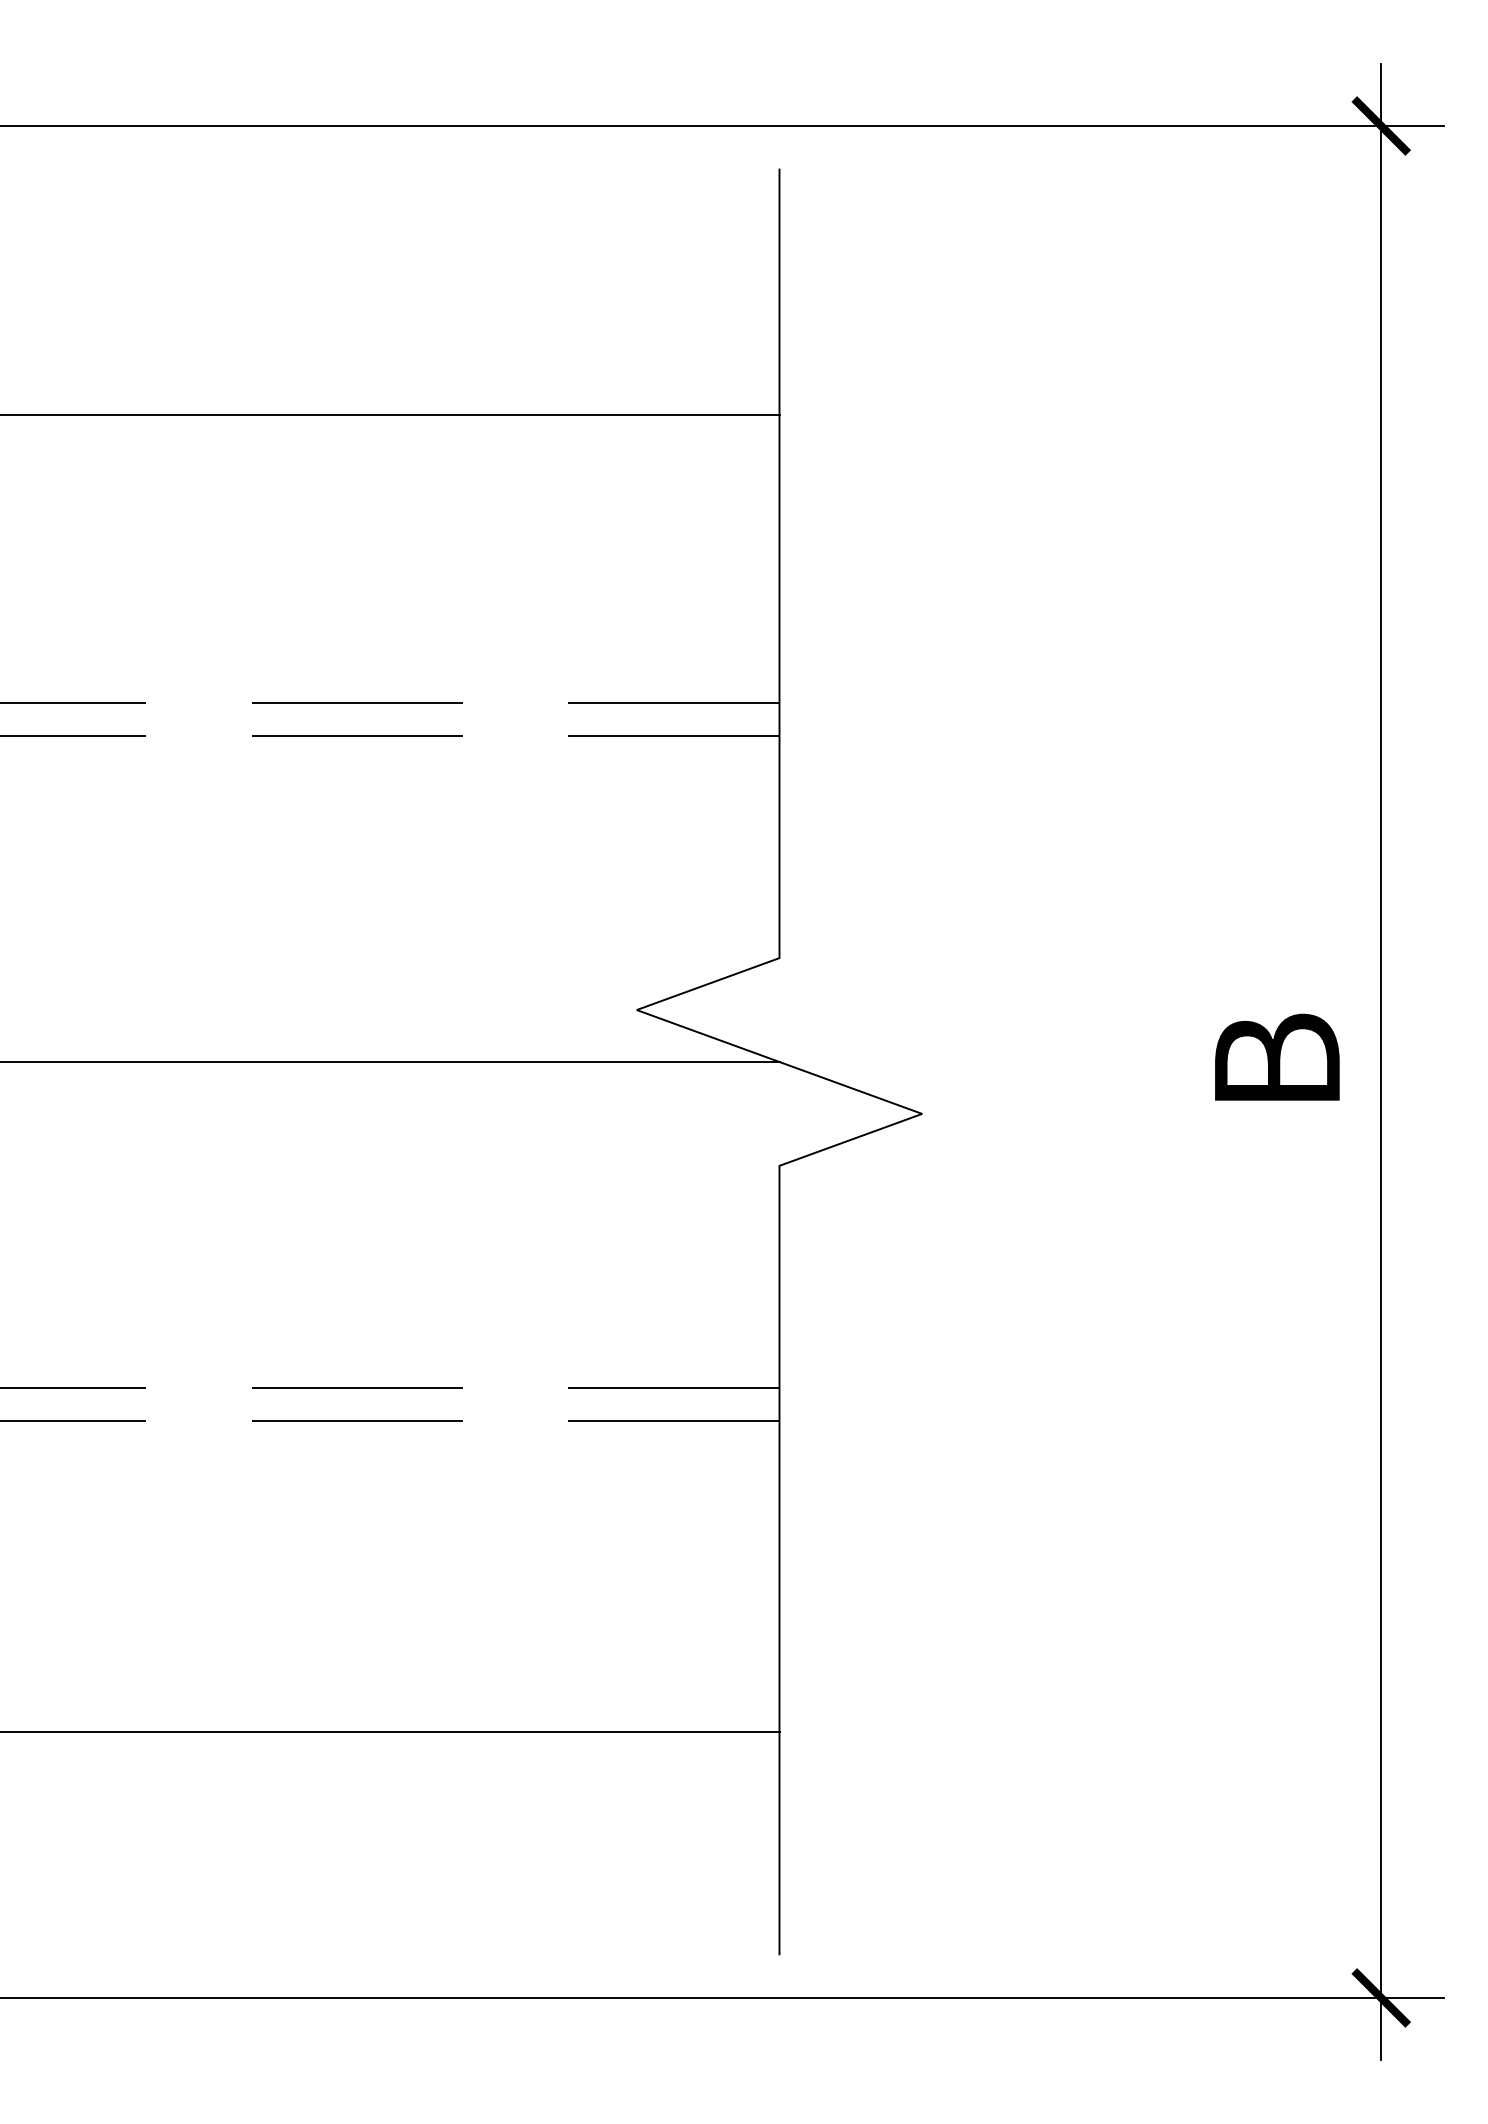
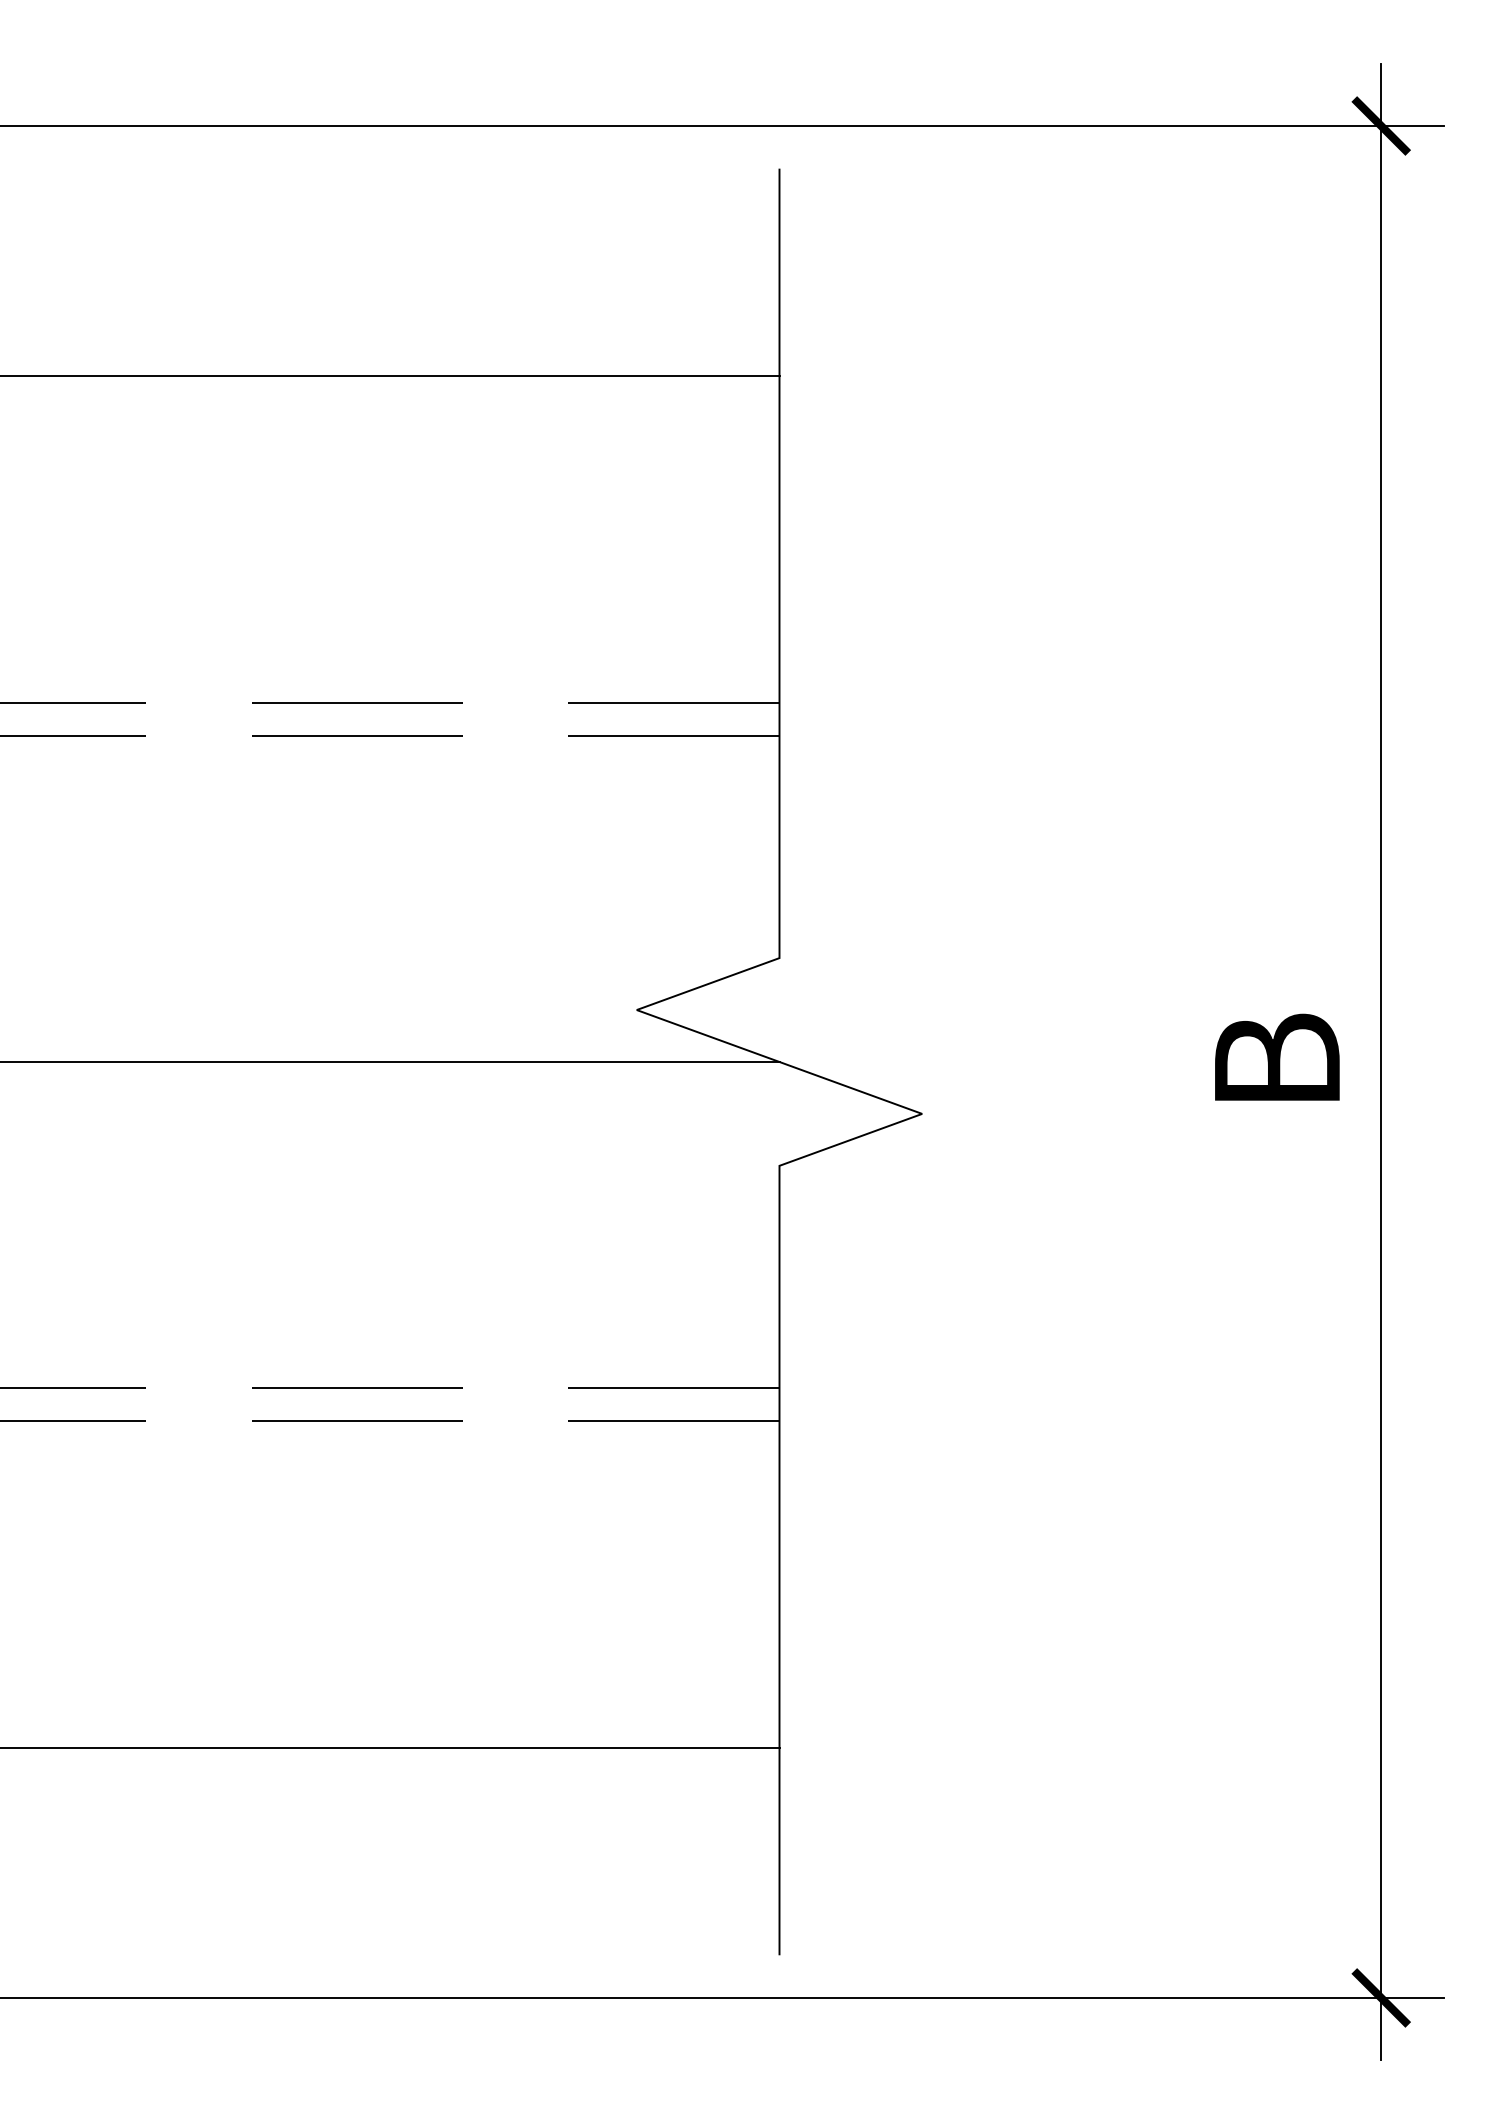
line position: (390, 415) -> (390, 376) (390, 376)
line position: (390, 1731) -> (390, 1747) (390, 1747)
